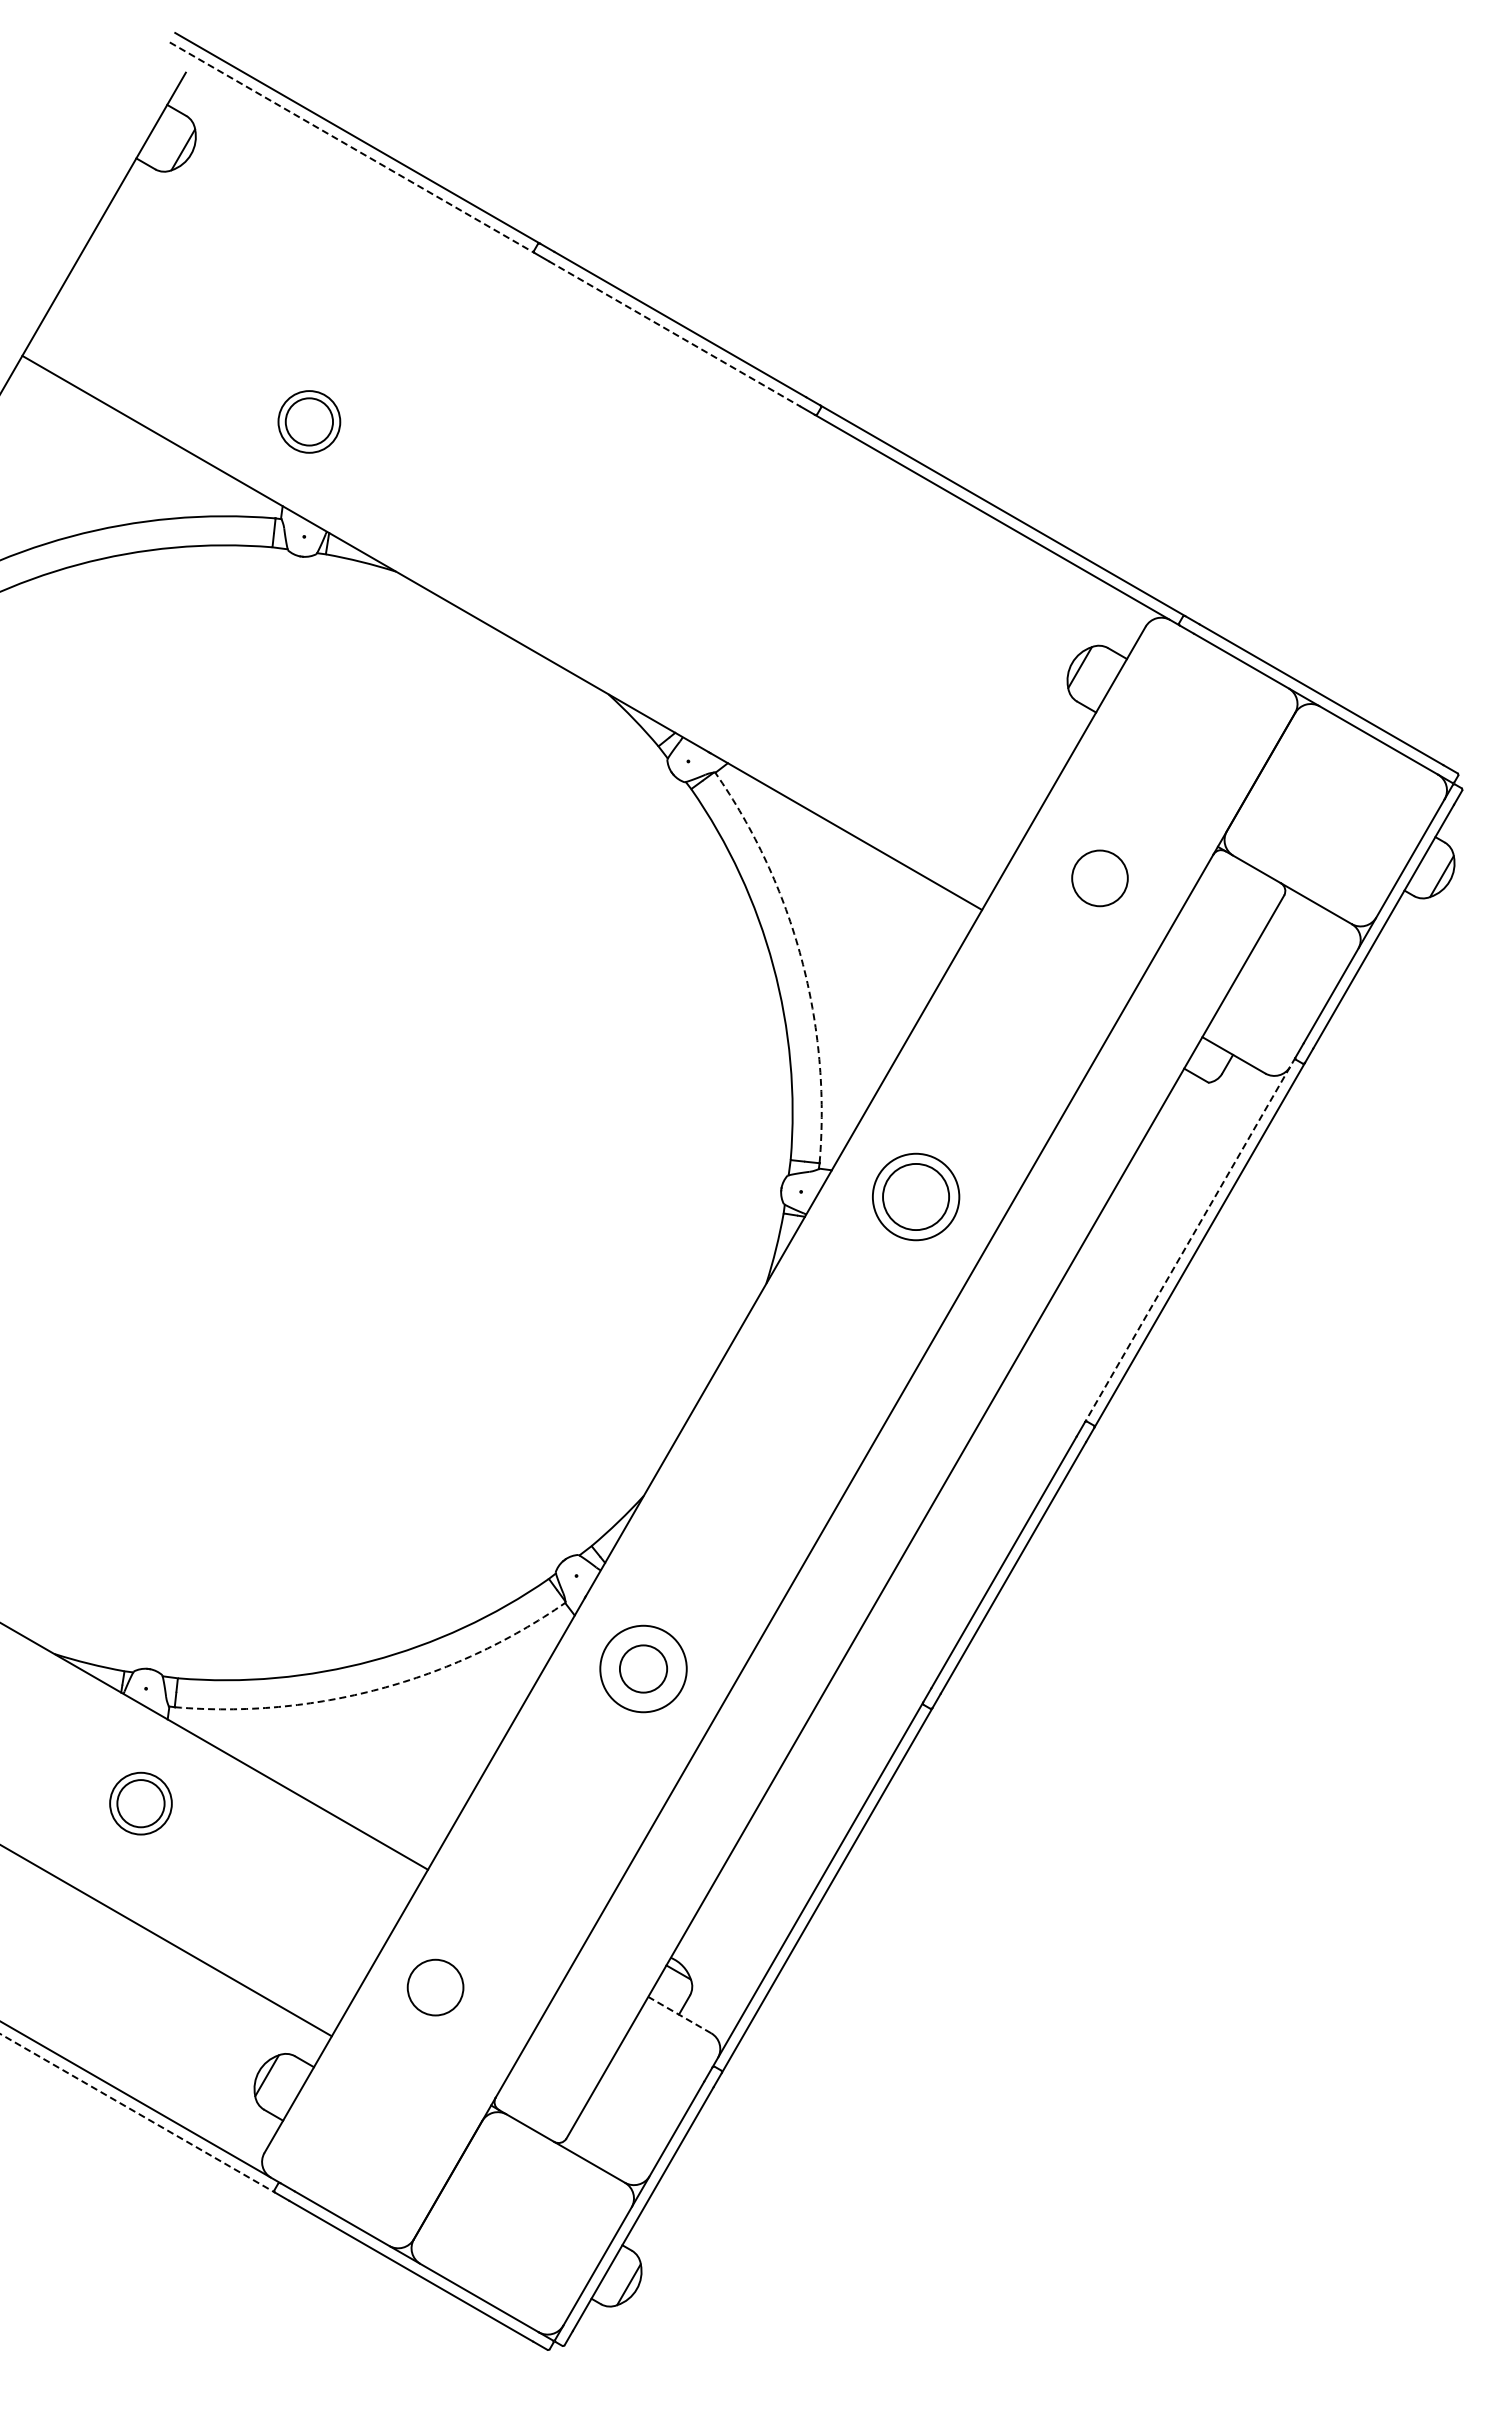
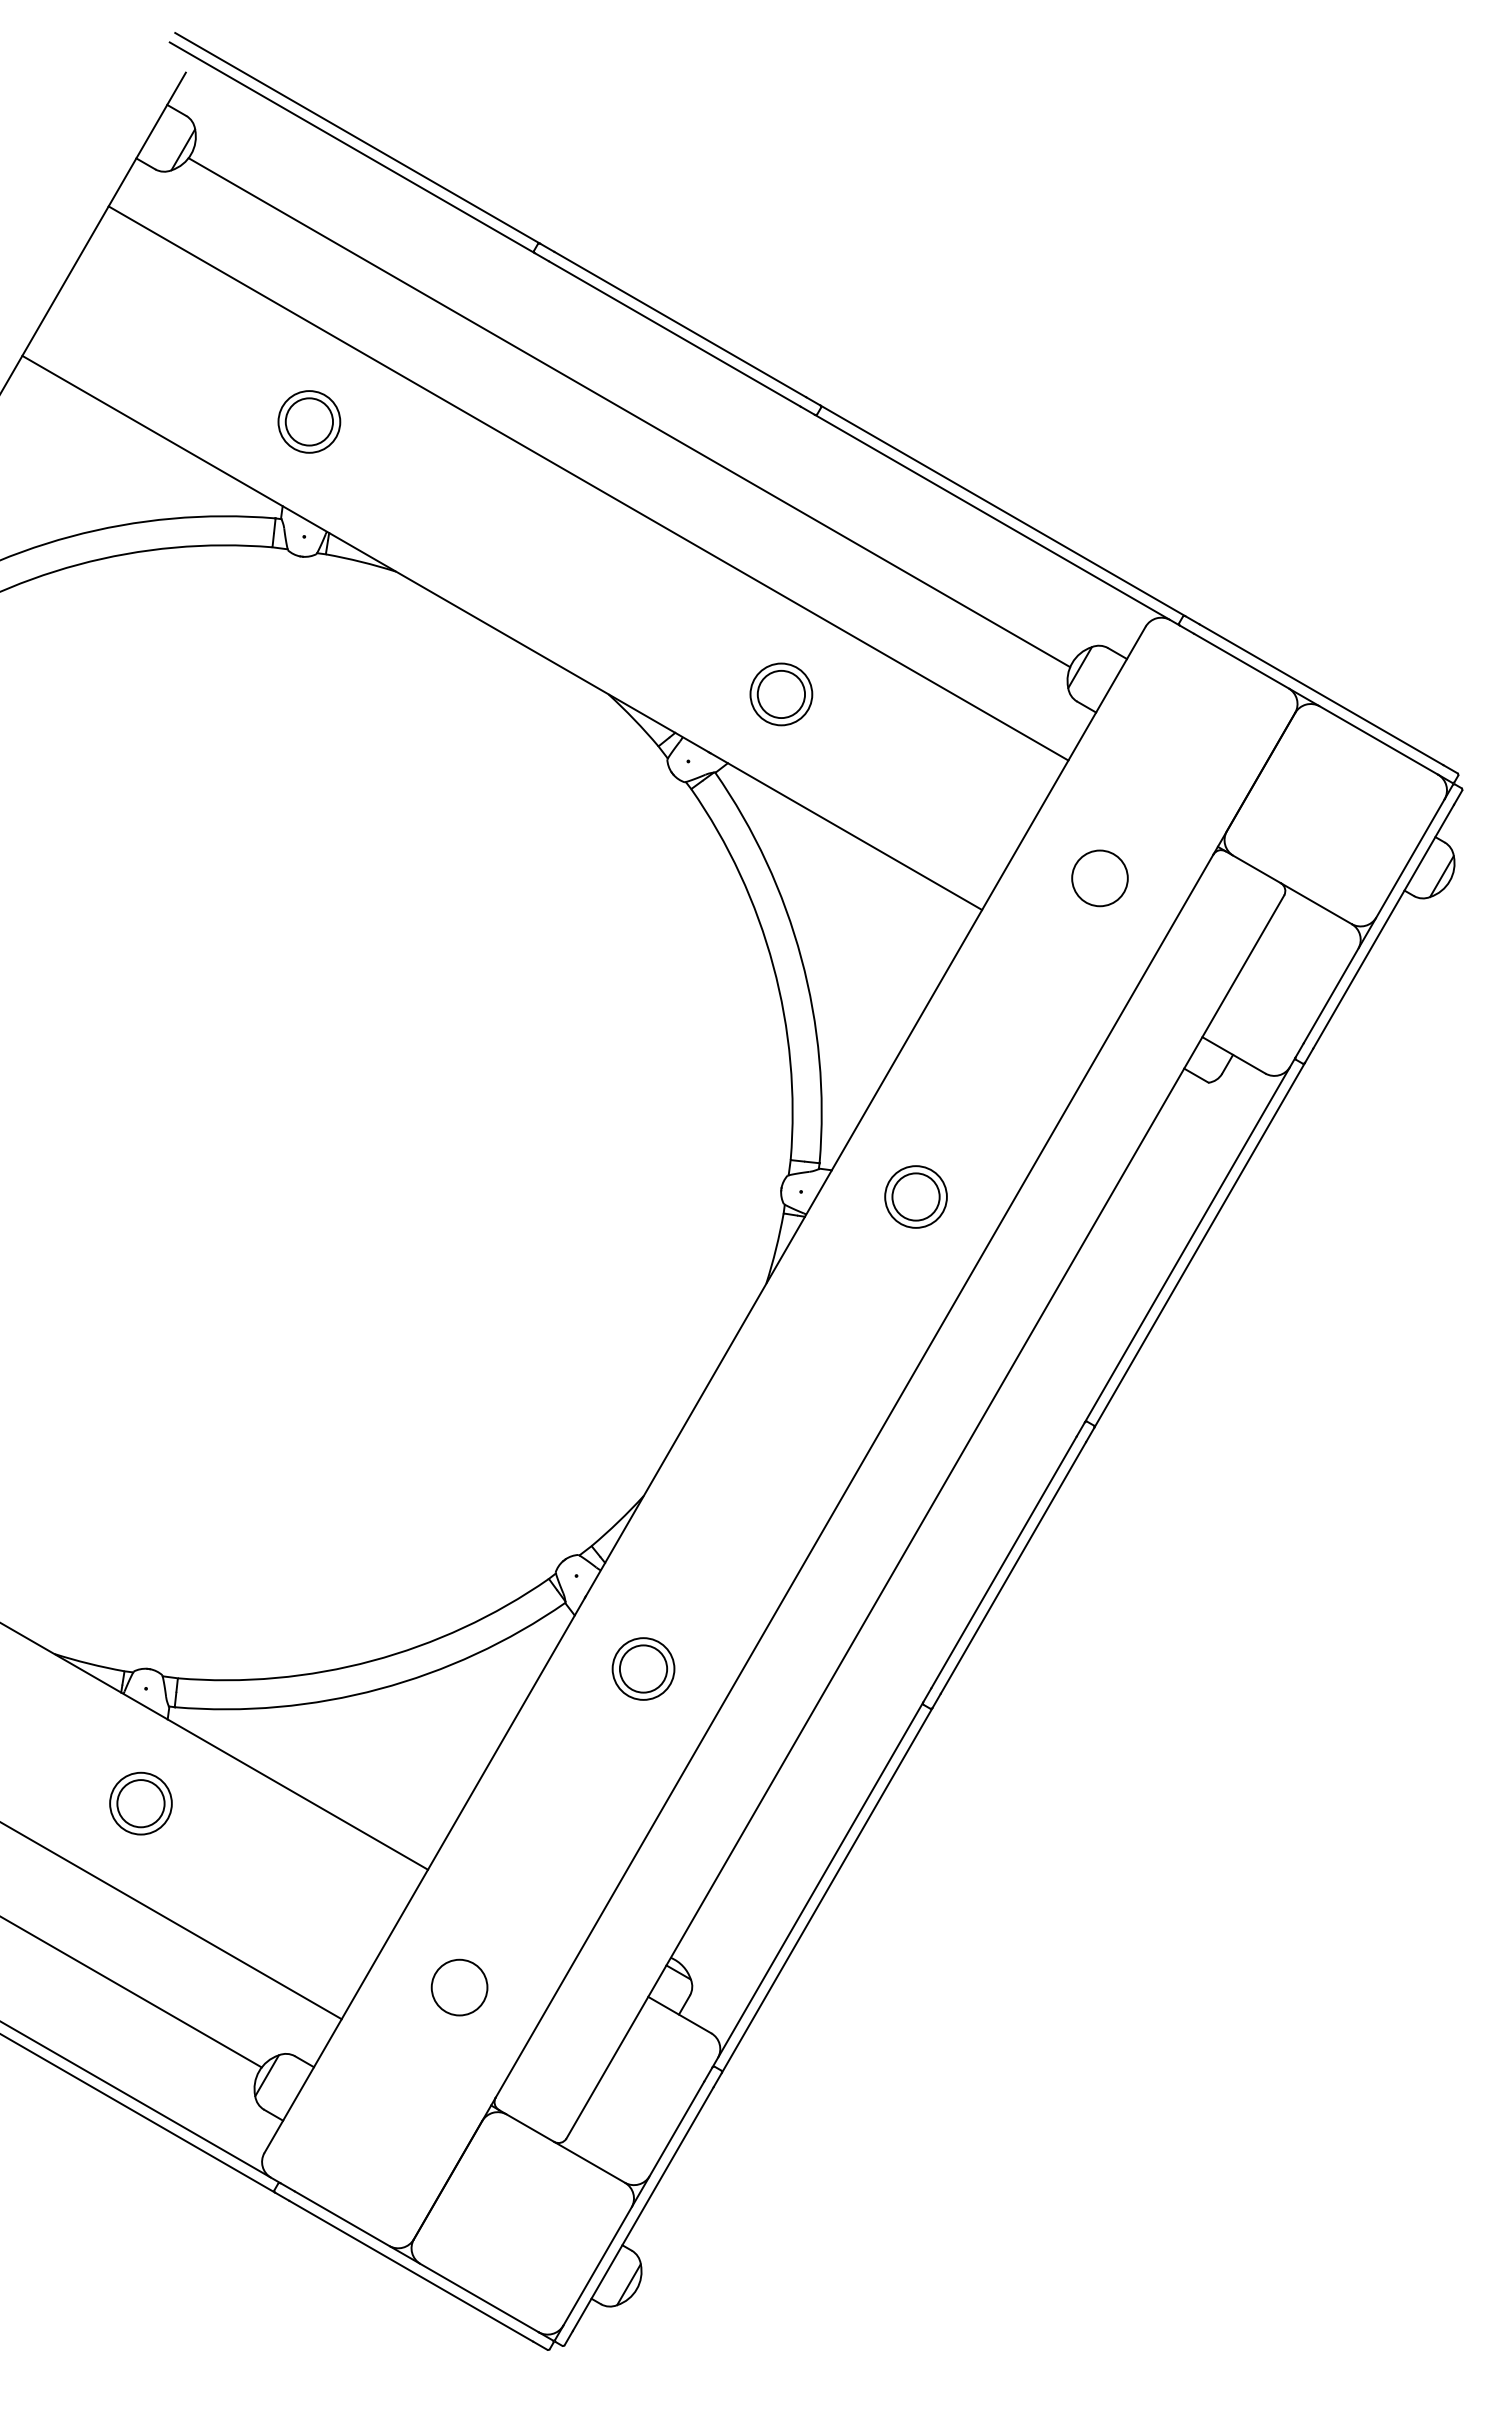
line: dashed -> solid (352, 147)
line: dashed -> solid (675, 334)
line: none -> present (629, 412)
line: none -> present (588, 483)
part: none -> present (781, 694)
arc: dashed -> solid (801, 958)
part size: 89x90 px -> 64x64 px (915, 1196)
line: dashed -> solid (1190, 1239)
circle diameter: 86 px -> 62 px (643, 1668)
arc: dashed -> solid (379, 1689)
line position: (166, 1941) -> (171, 1921) (171, 1921)
circle position: (435, 1987) -> (459, 1987) (459, 1987)
line: none -> present (131, 1992)
line: dashed -> solid (679, 2014)
line: dashed -> solid (137, 2113)
